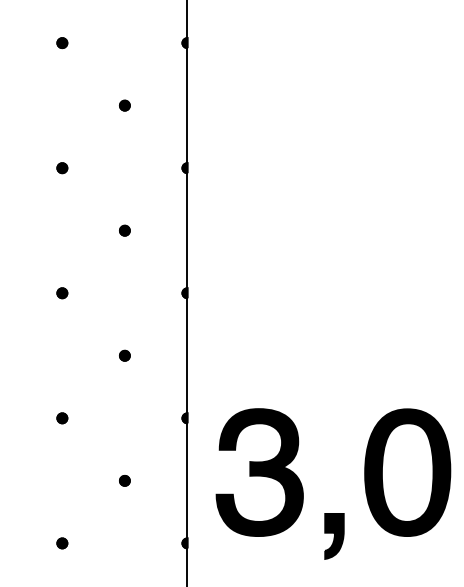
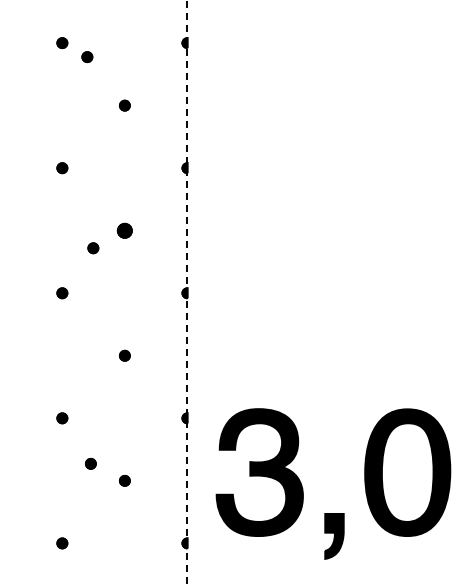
part: none -> present (87, 57)
part size: 12x13 px -> 17x17 px (124, 230)
part: none -> present (93, 248)
line: solid -> dashed (187, 292)
part: none -> present (90, 463)
